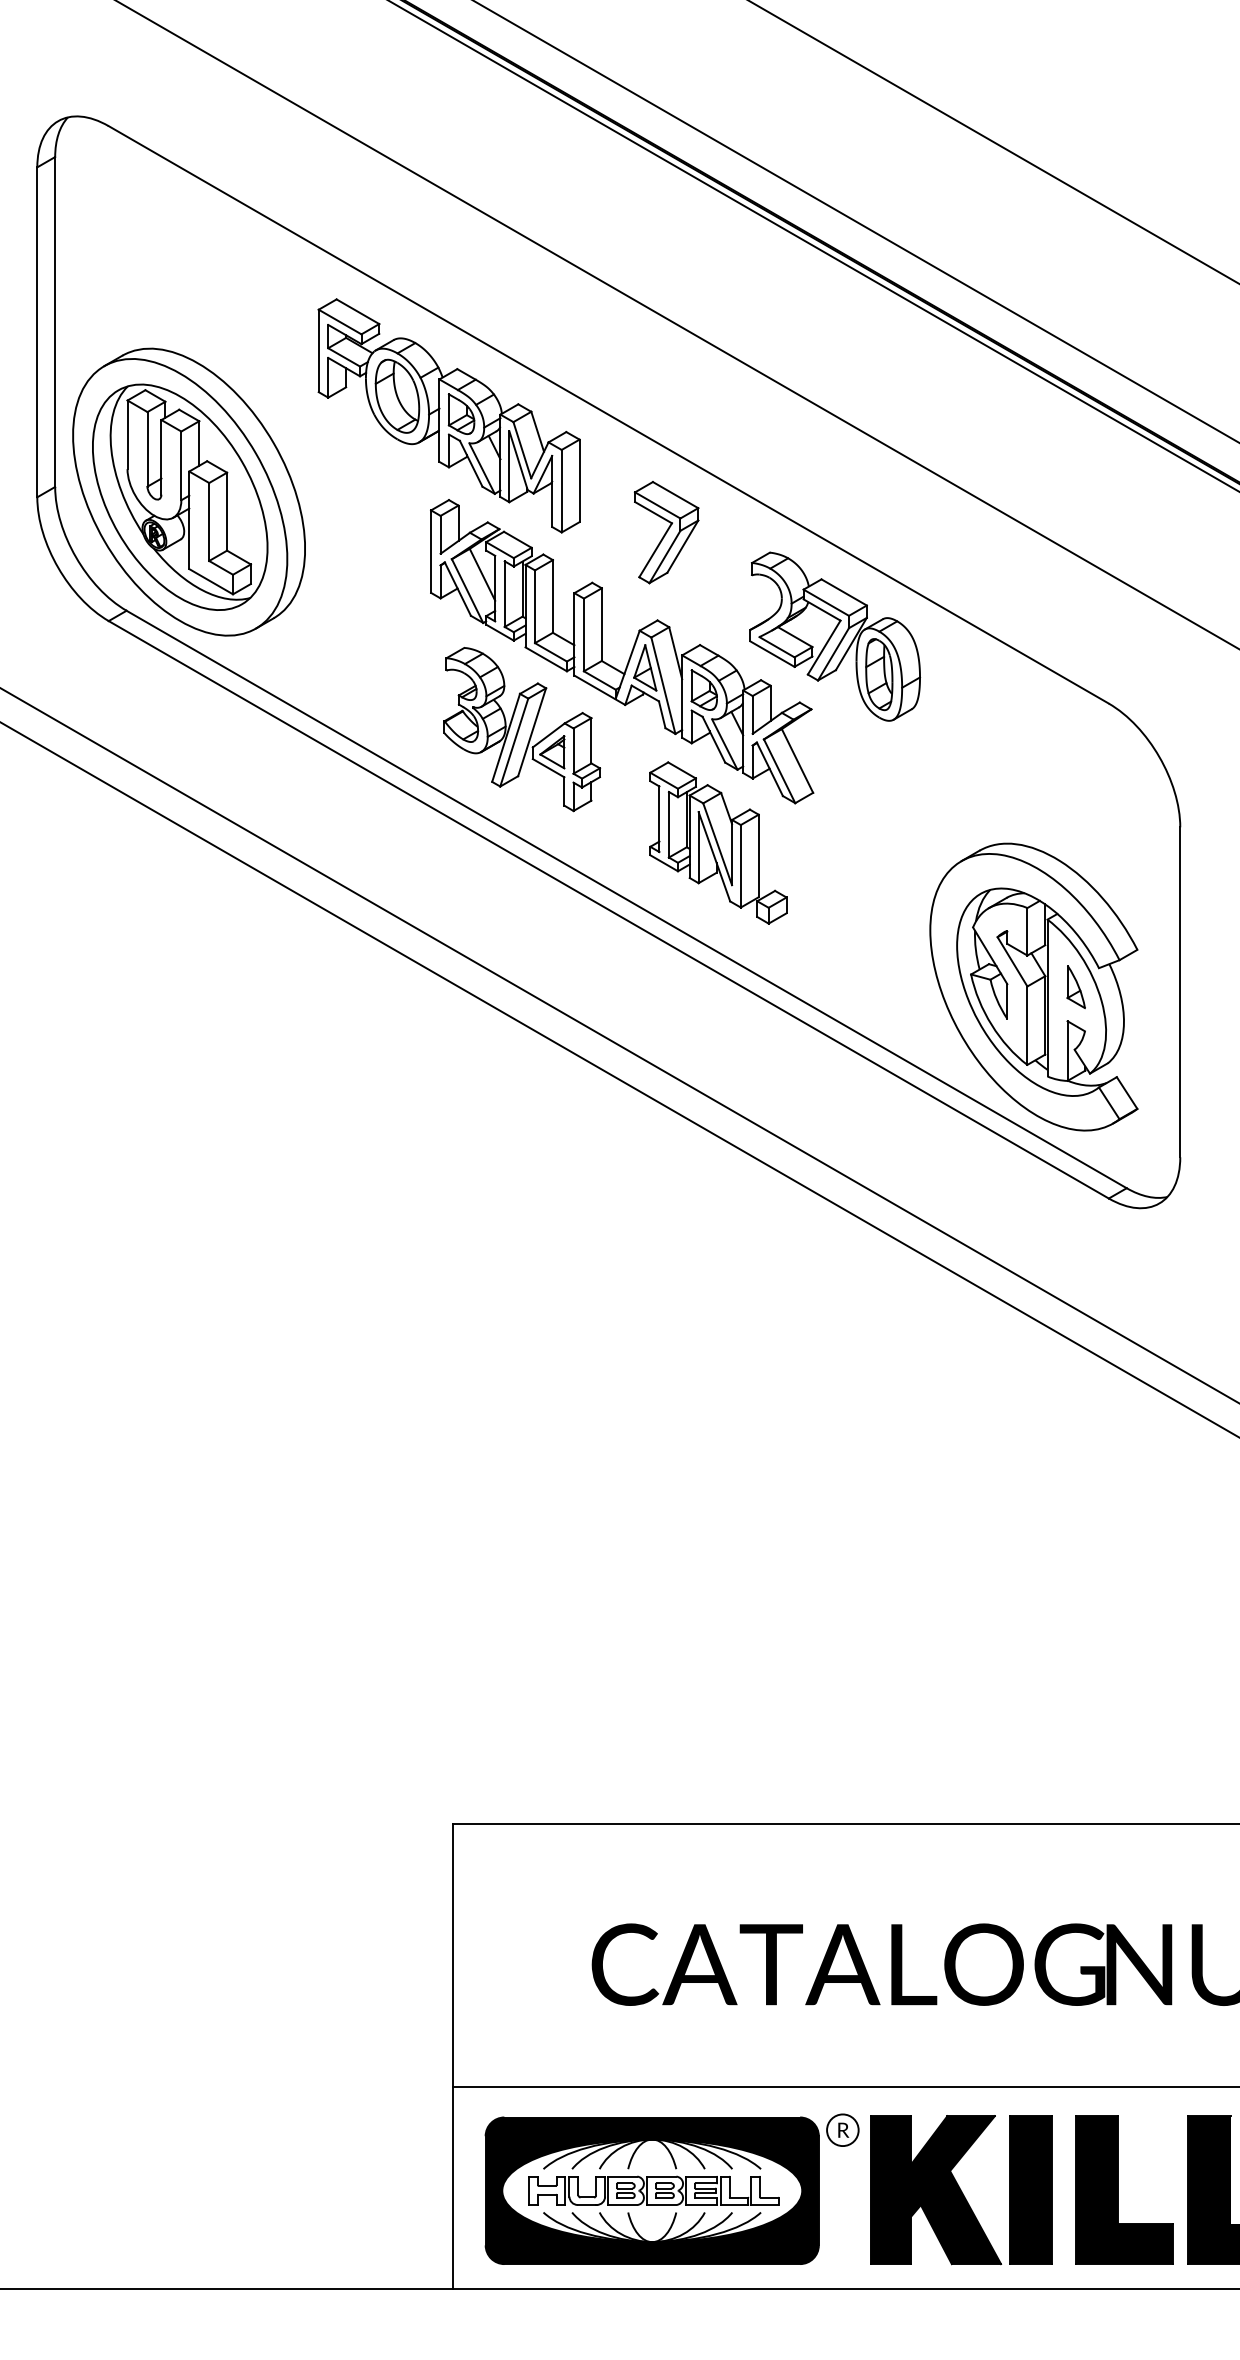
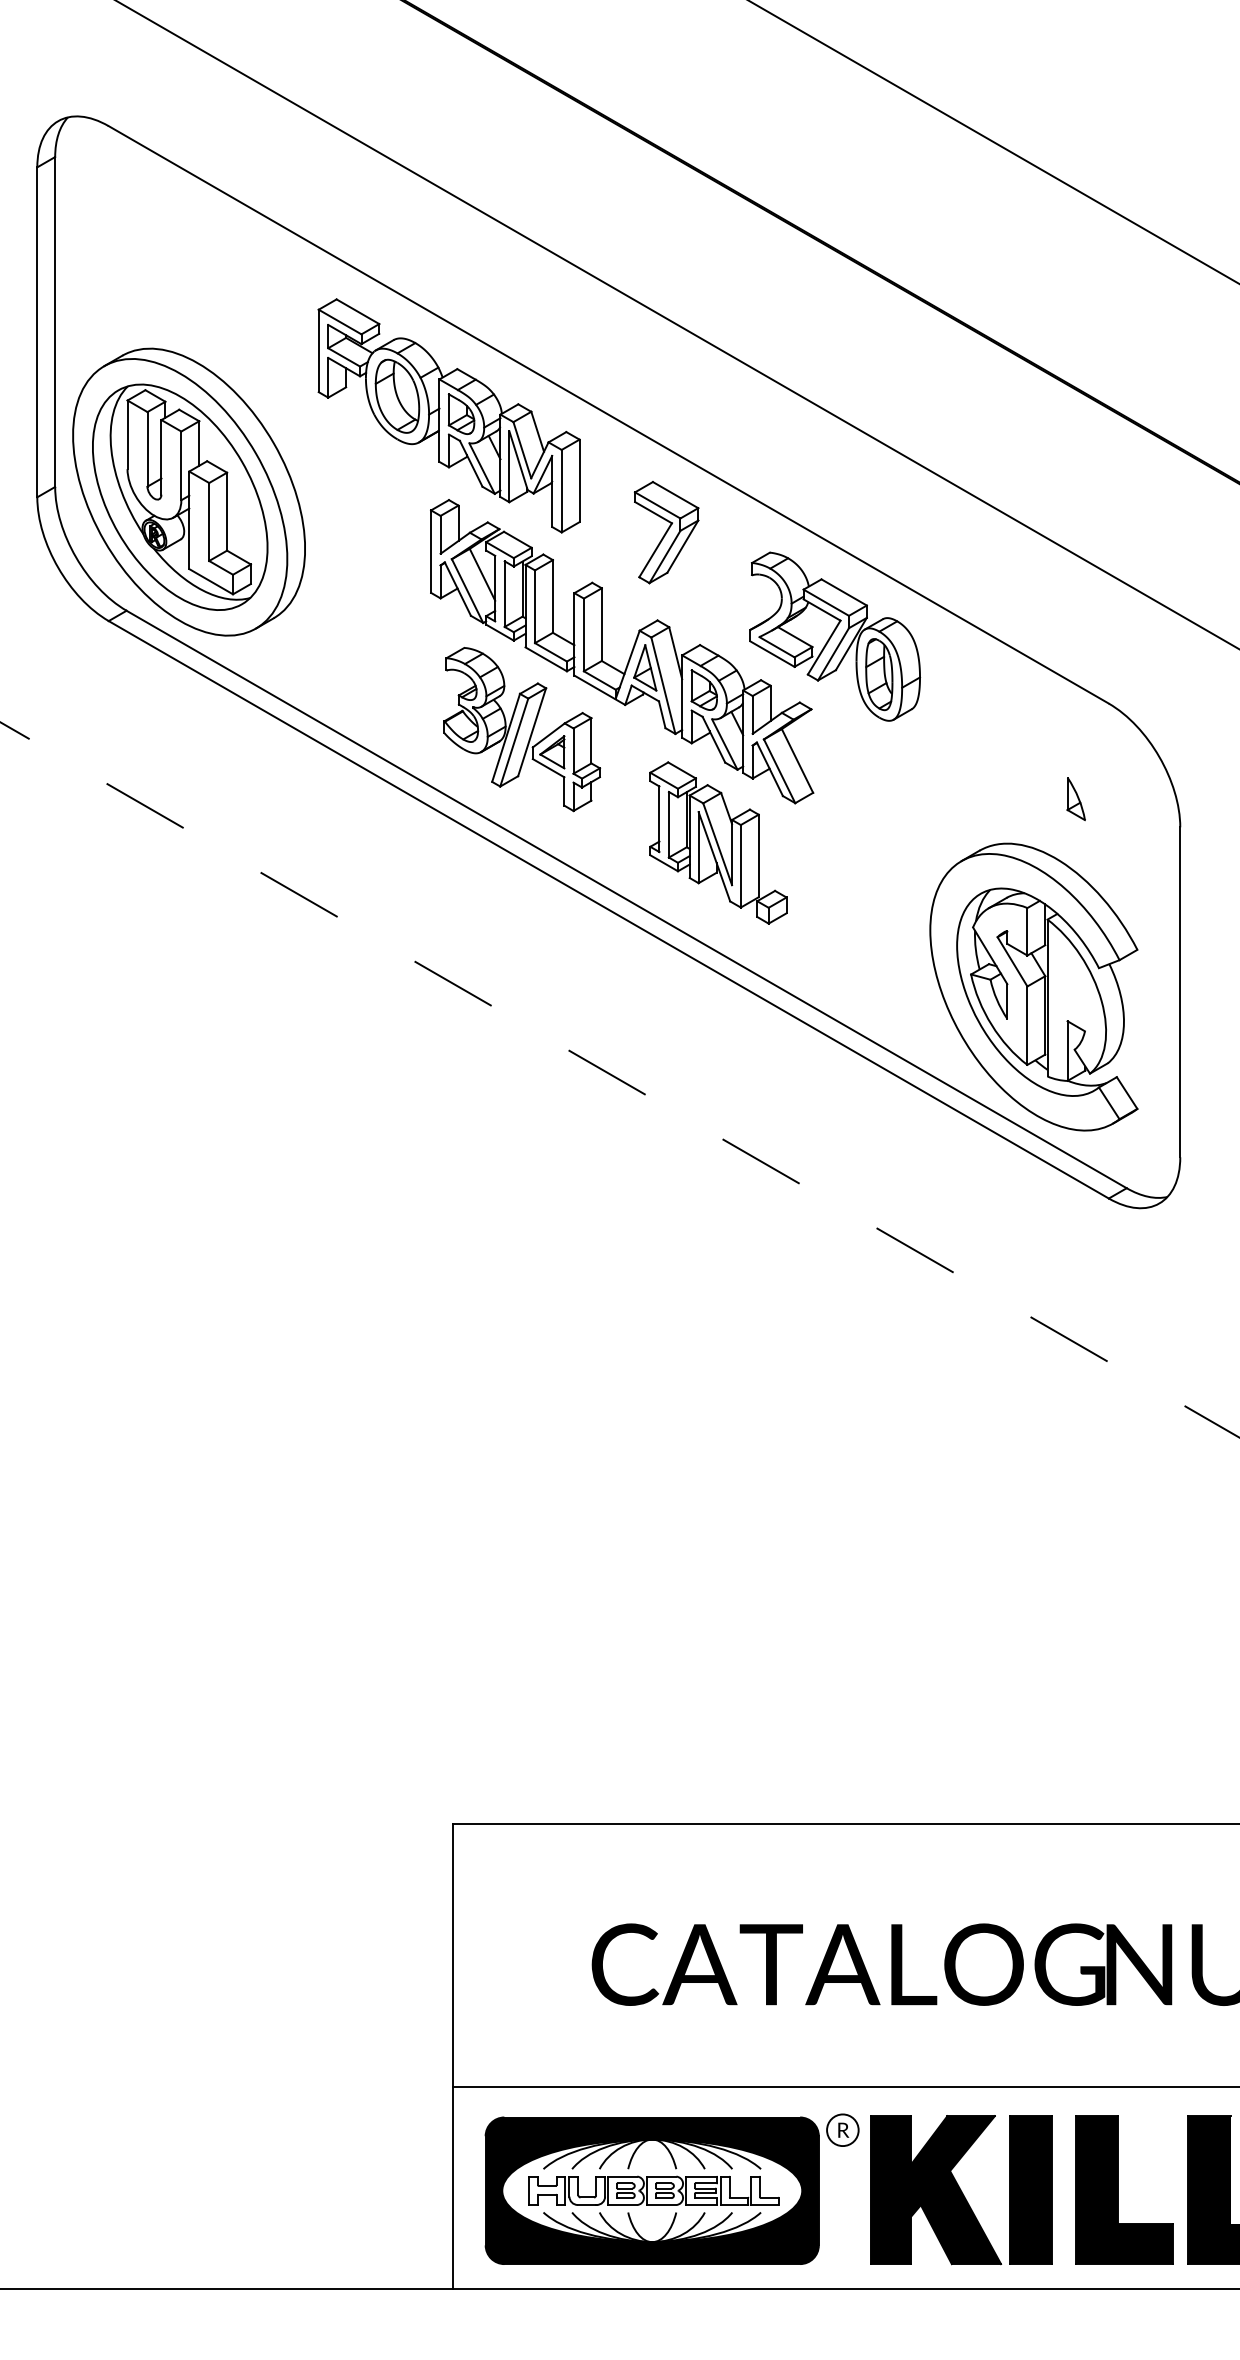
line: present -> none (856, 221)
line: present -> none (813, 246)
part position: (1075, 987) -> (1075, 799) (1075, 799)
line: present -> none (619, 1045)
line: solid -> dashed (619, 1079)
